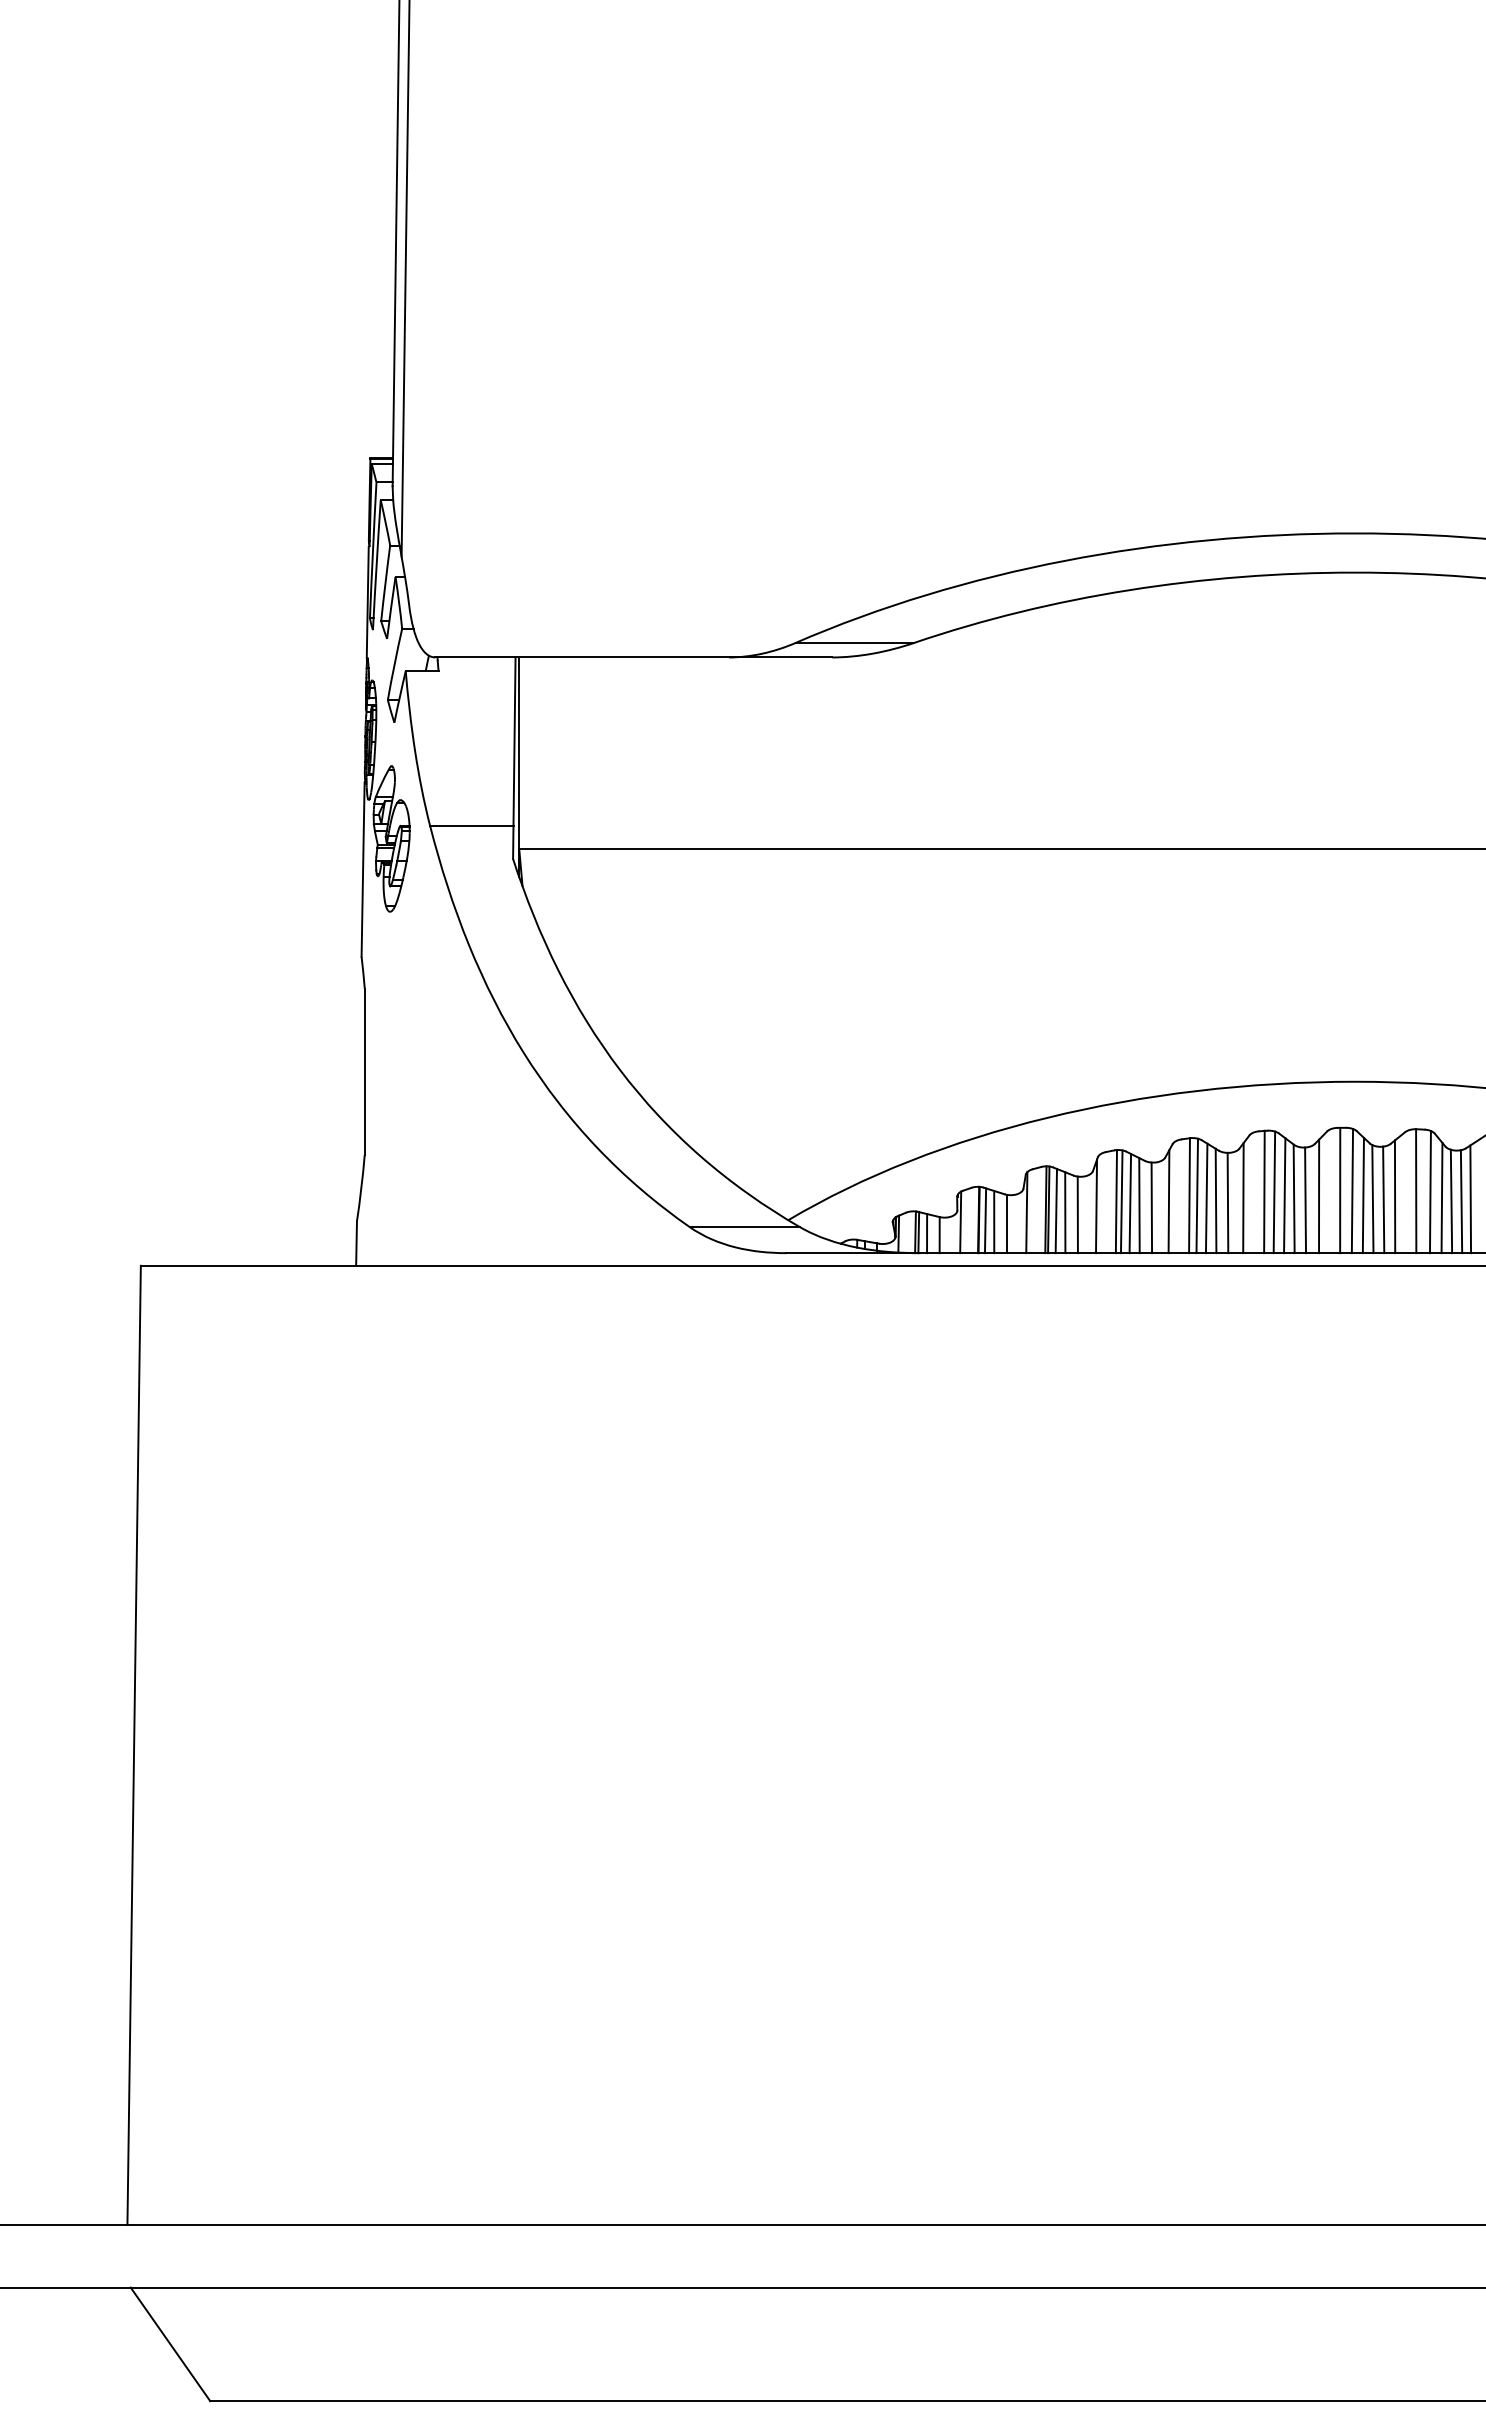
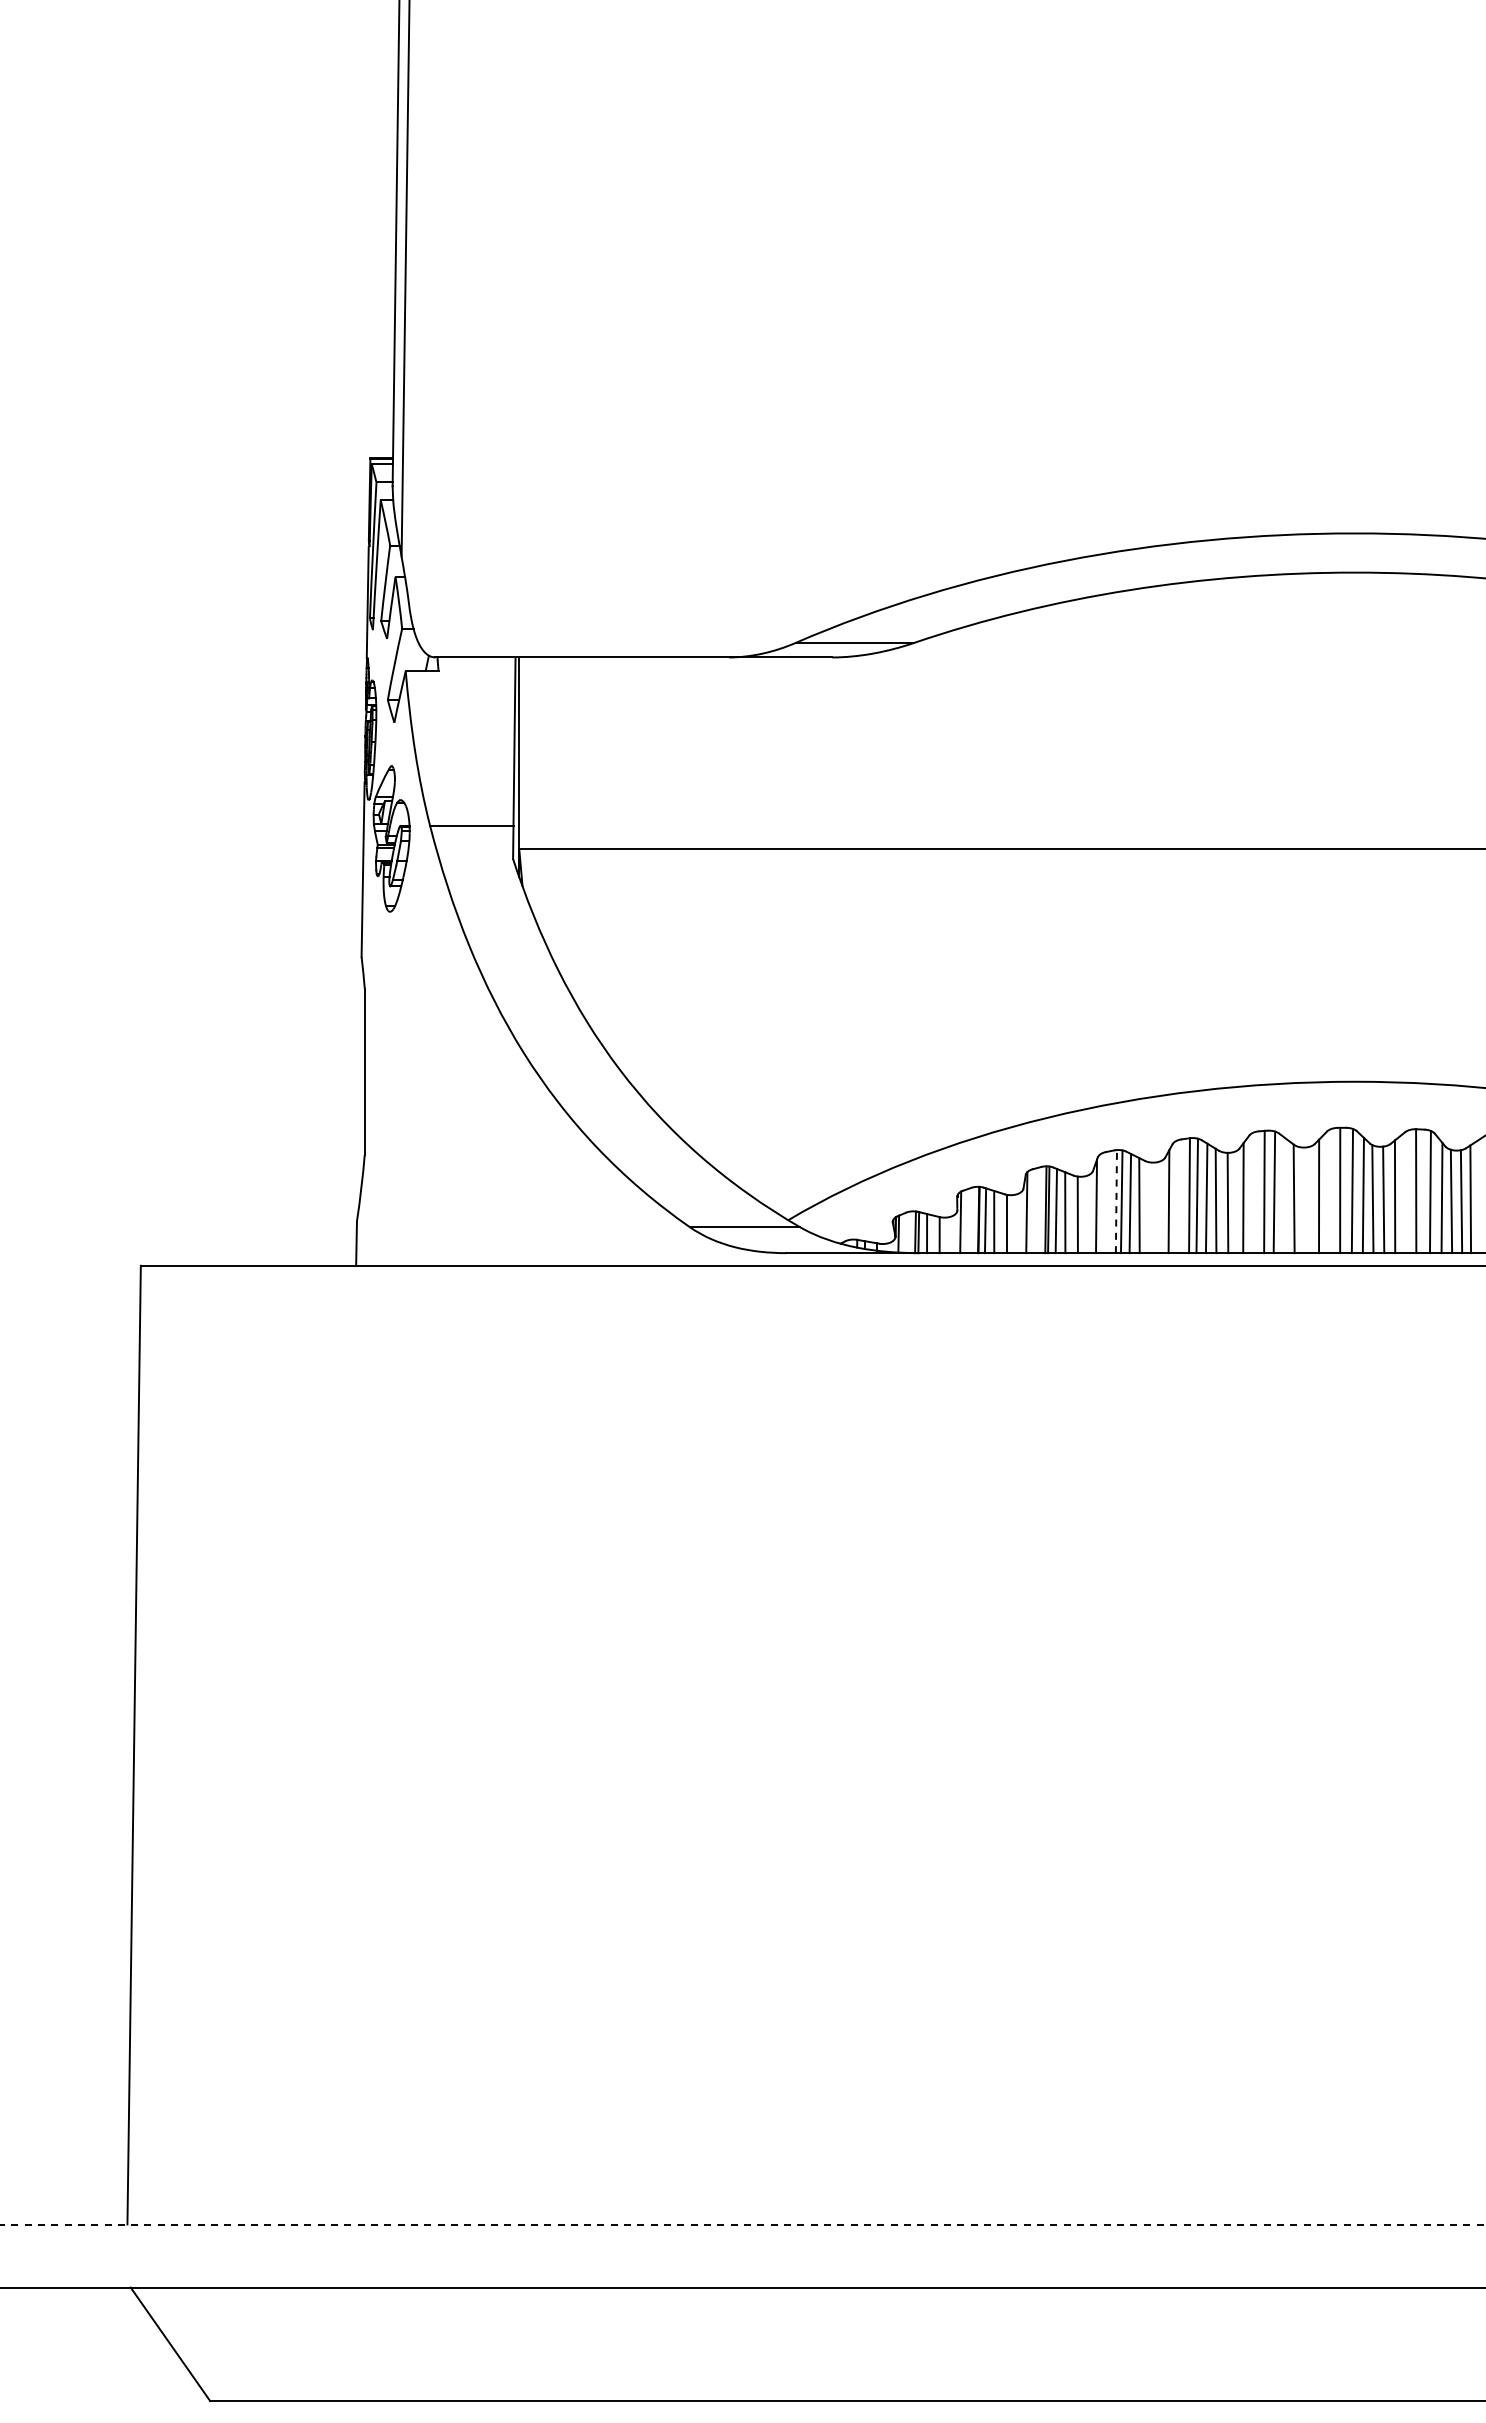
line: present -> none (1284, 1195)
line: present -> none (1305, 1200)
line: solid -> dashed (1116, 1201)
line: present -> none (1151, 1207)
line: solid -> dashed (743, 2224)
